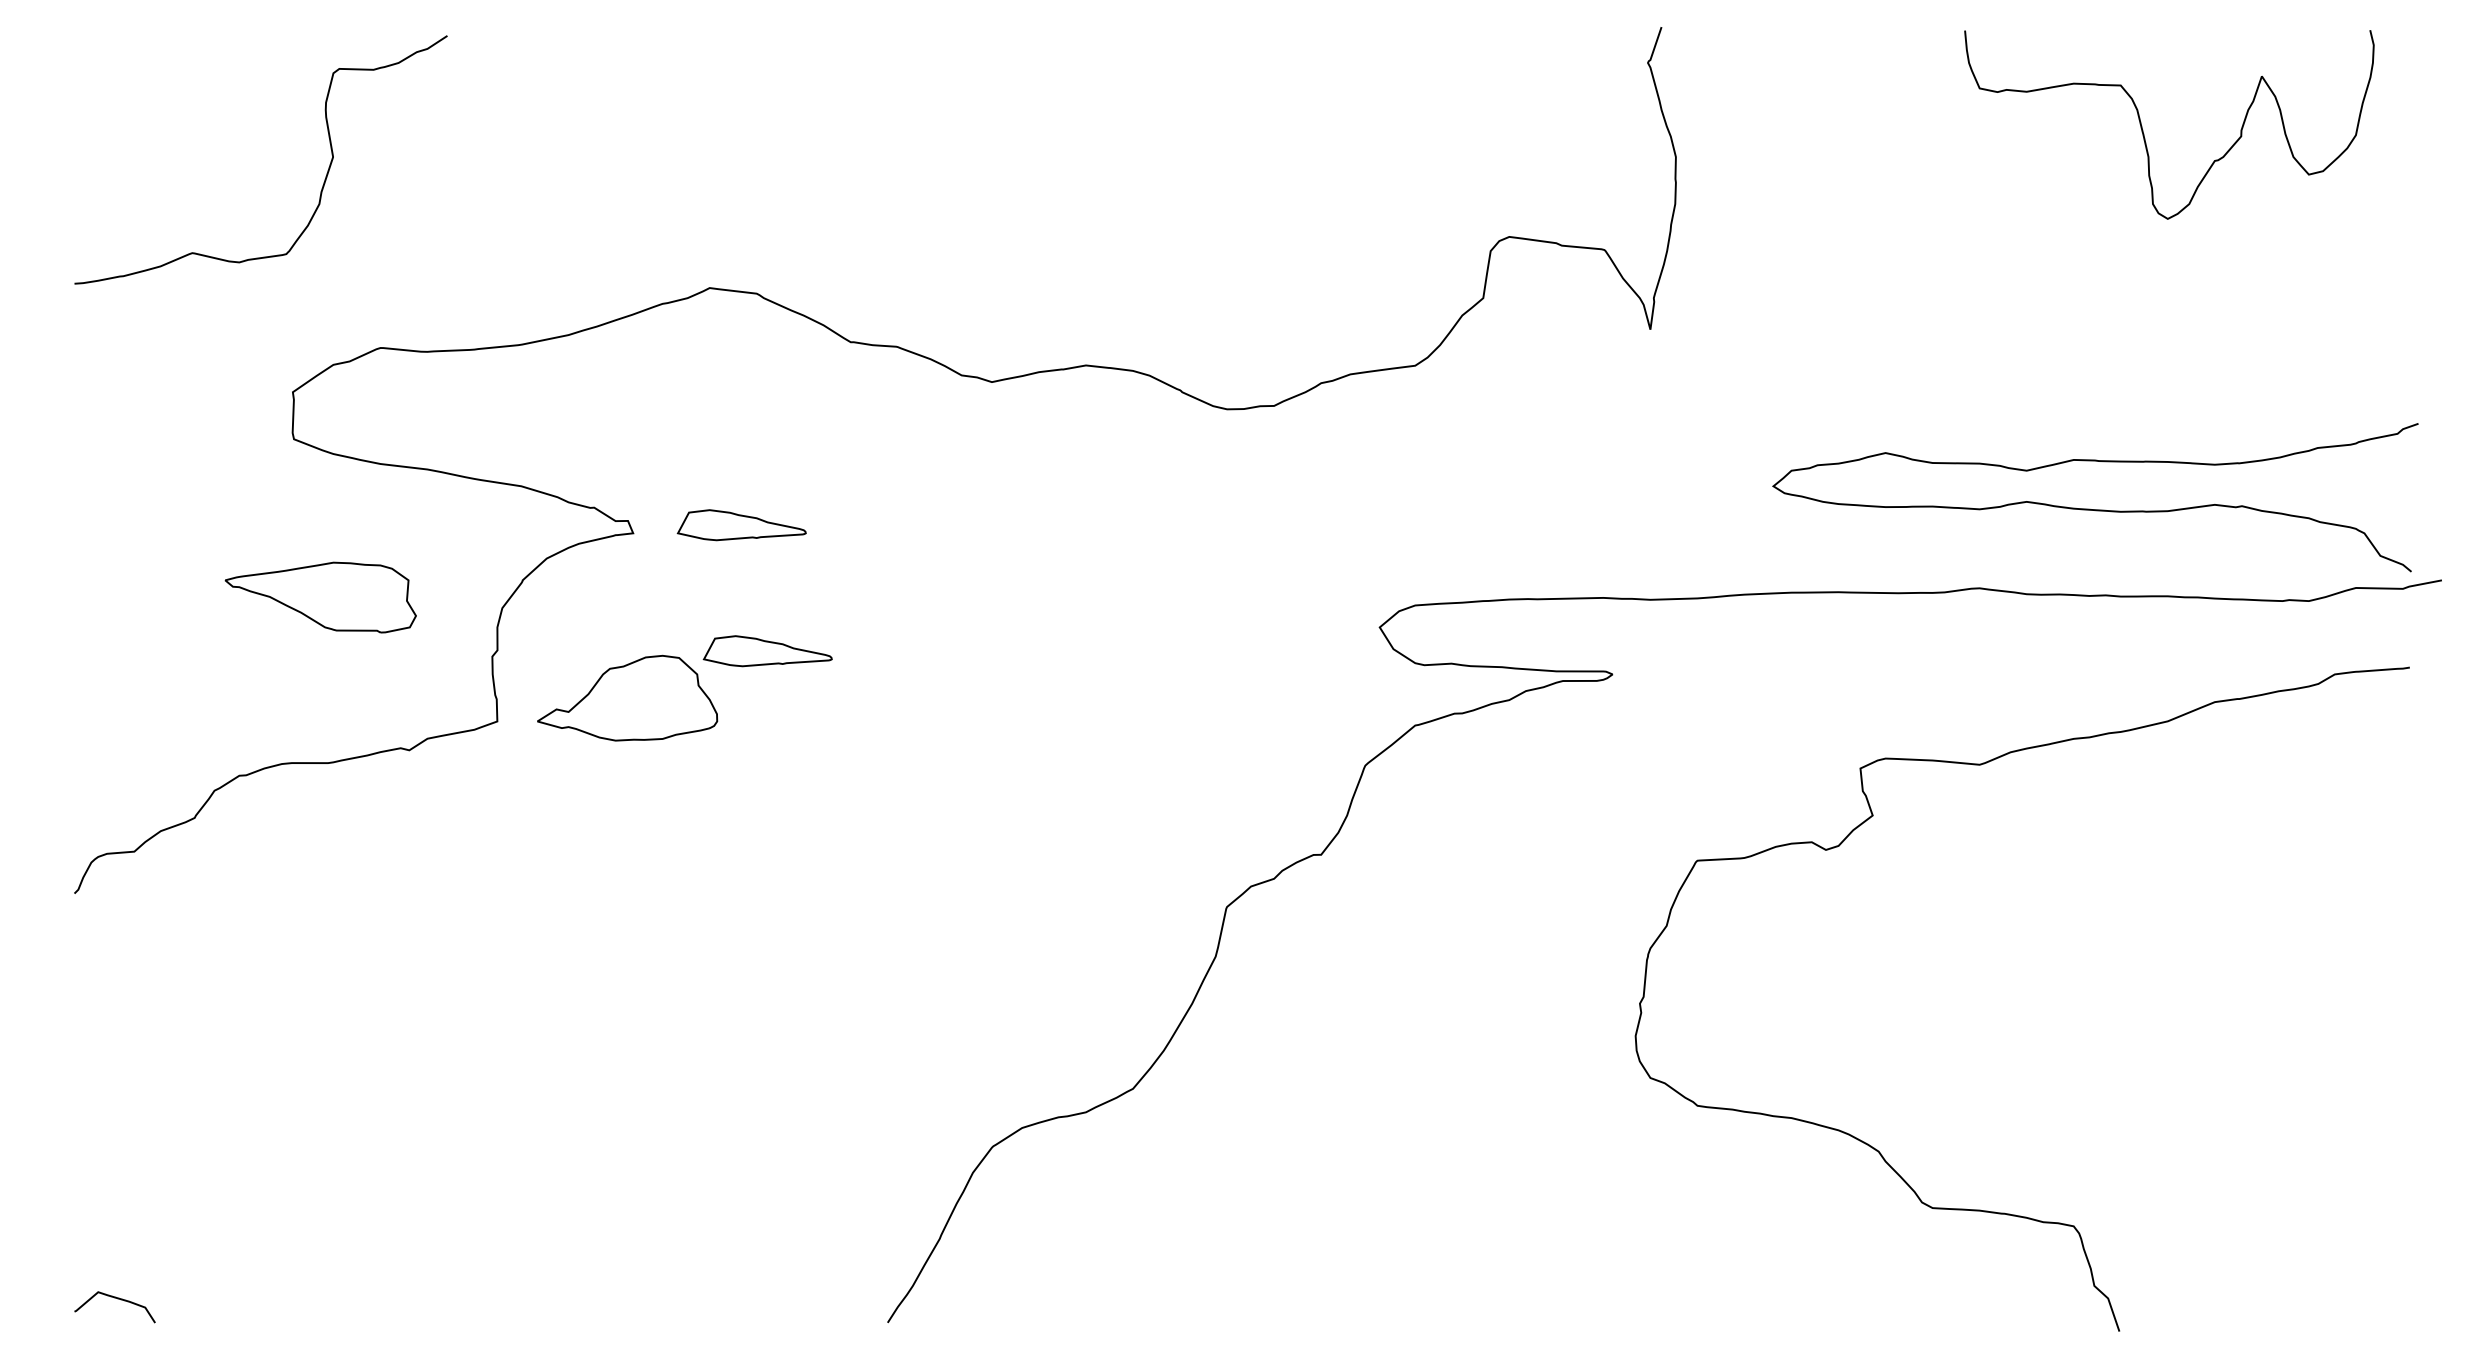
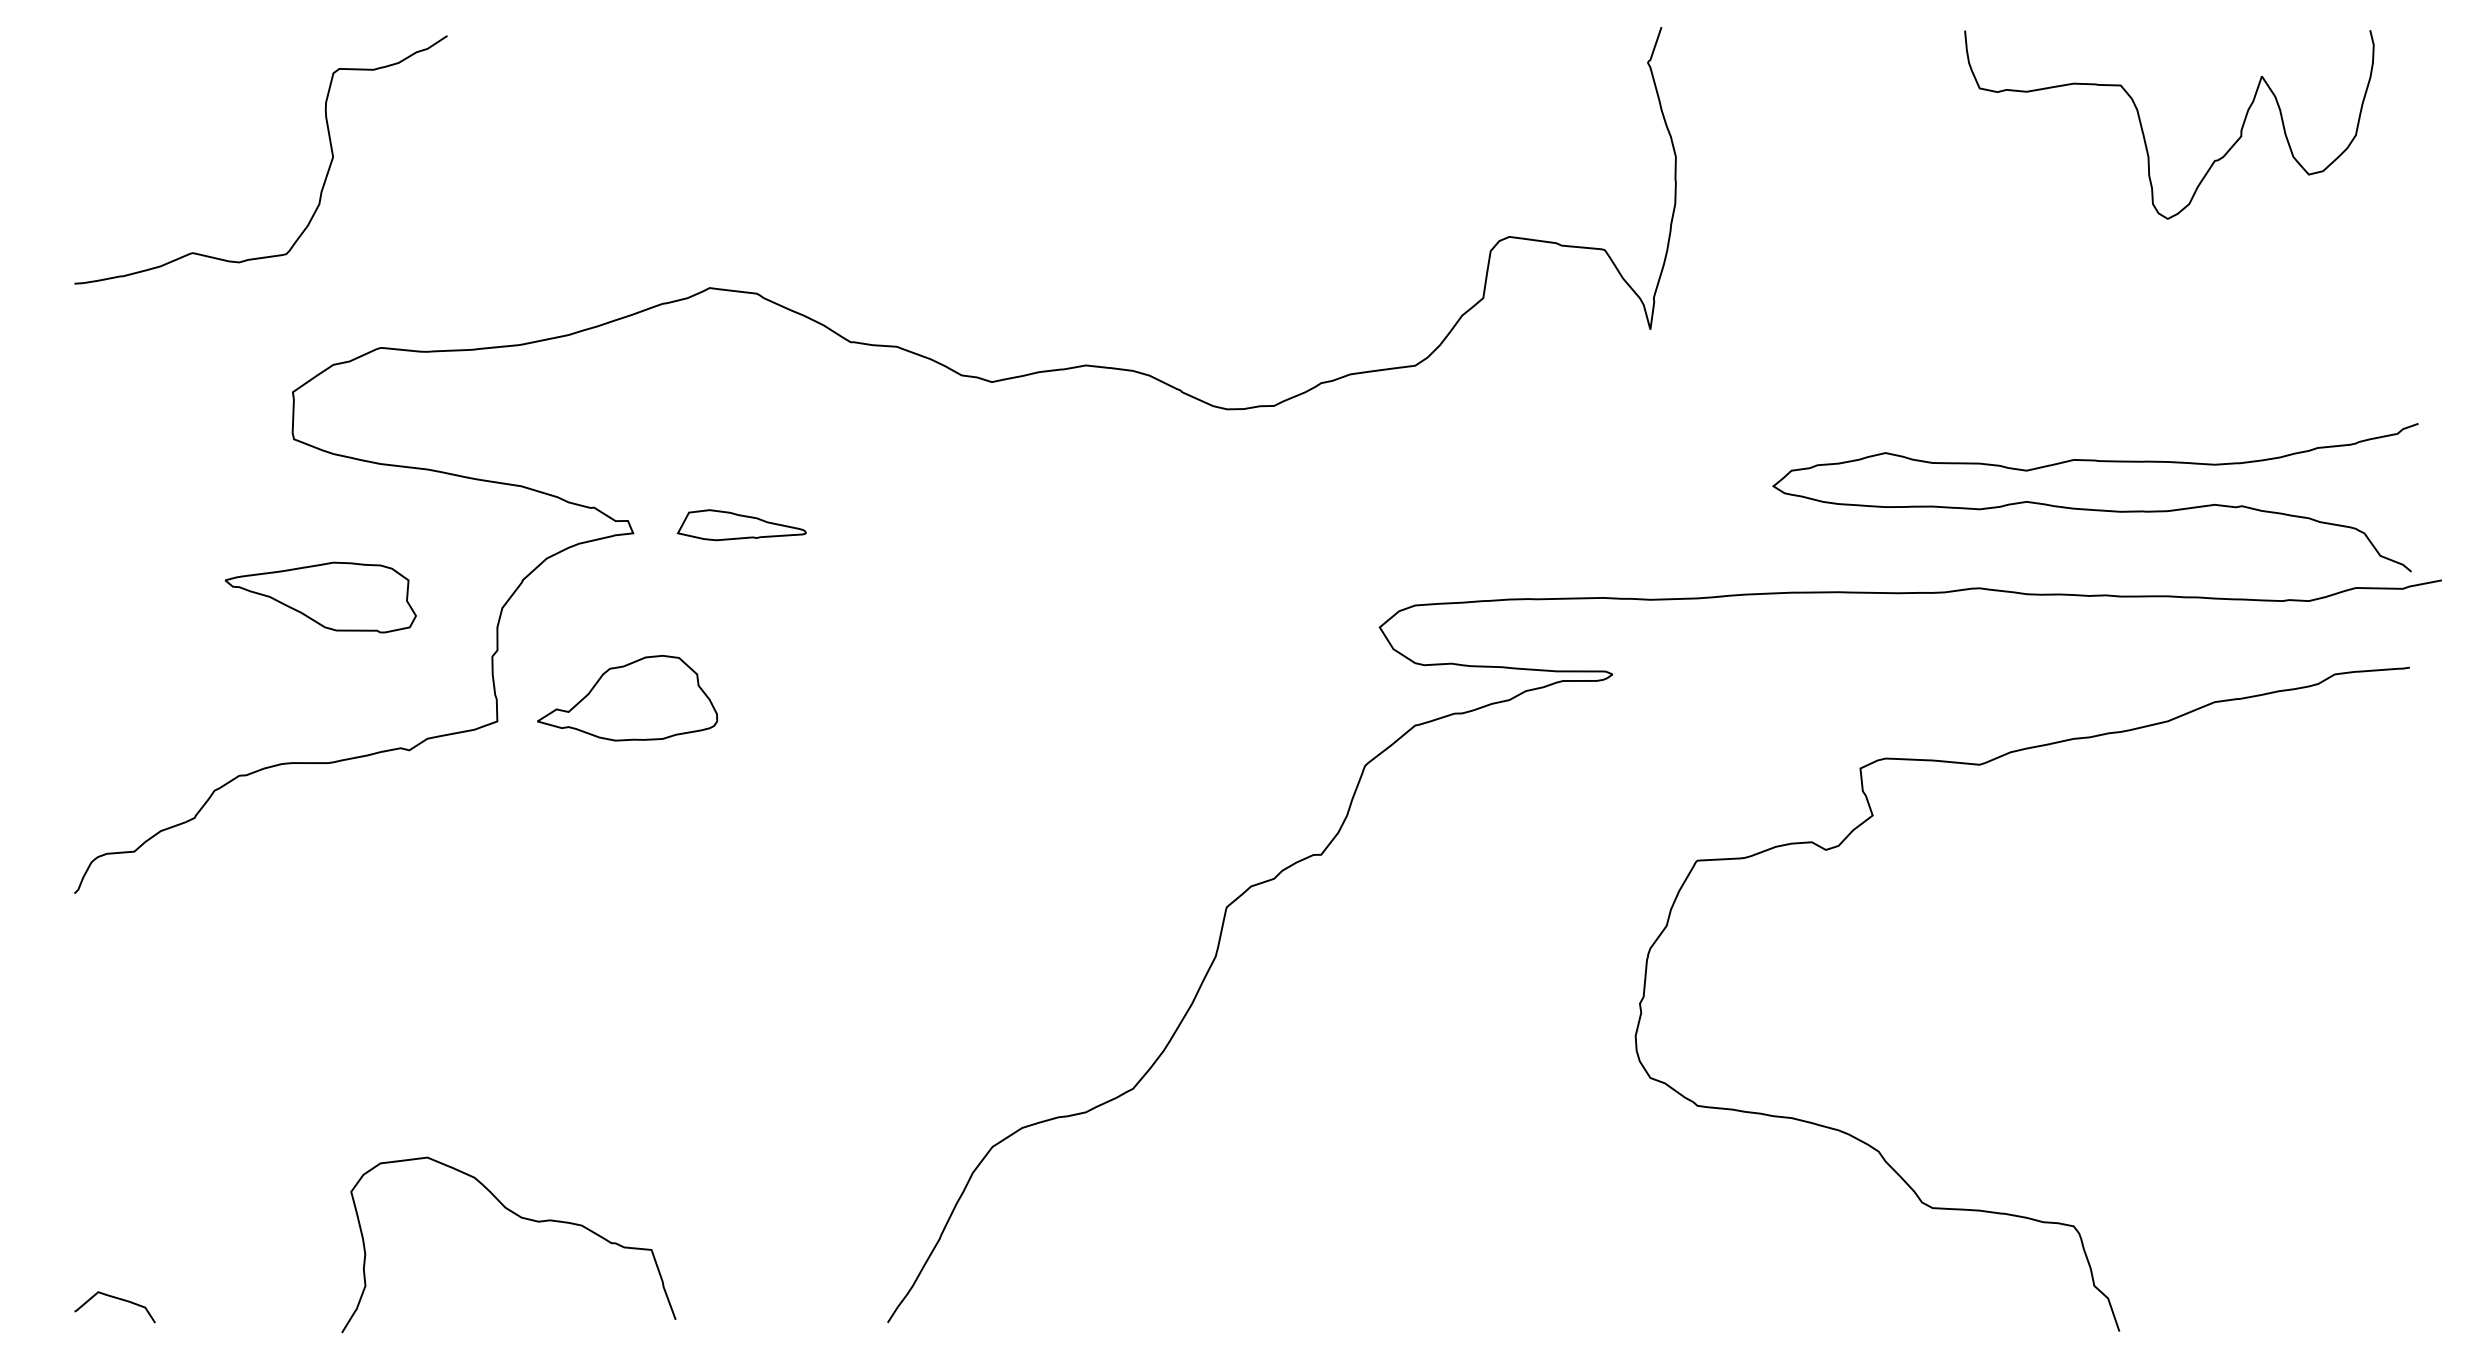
part: present -> none (767, 651)
curve: none -> present (520, 1218)
